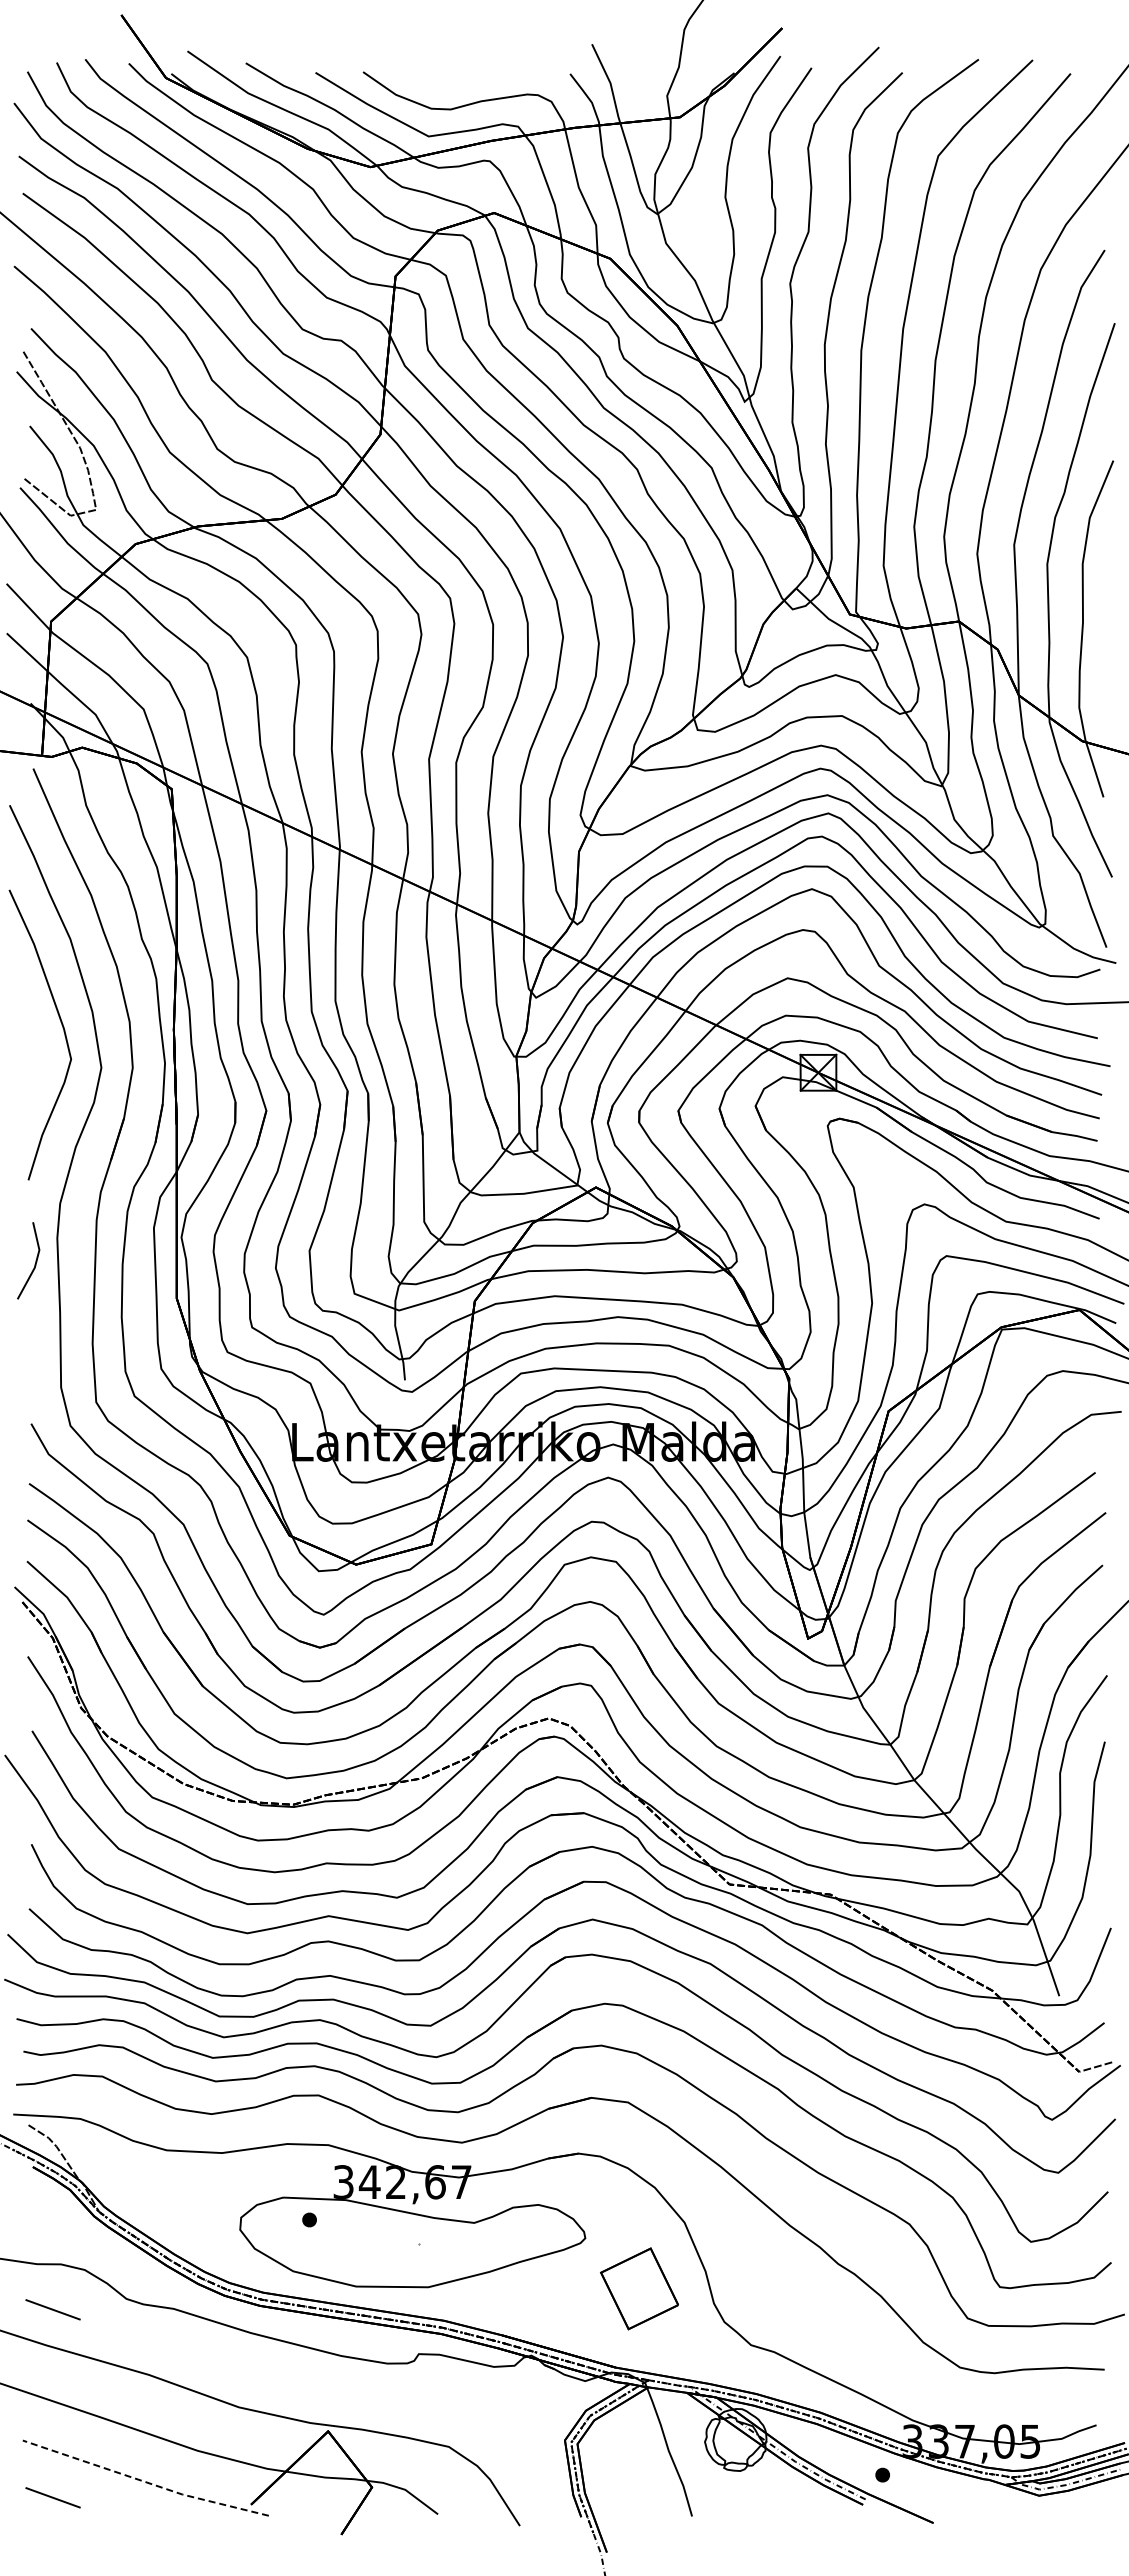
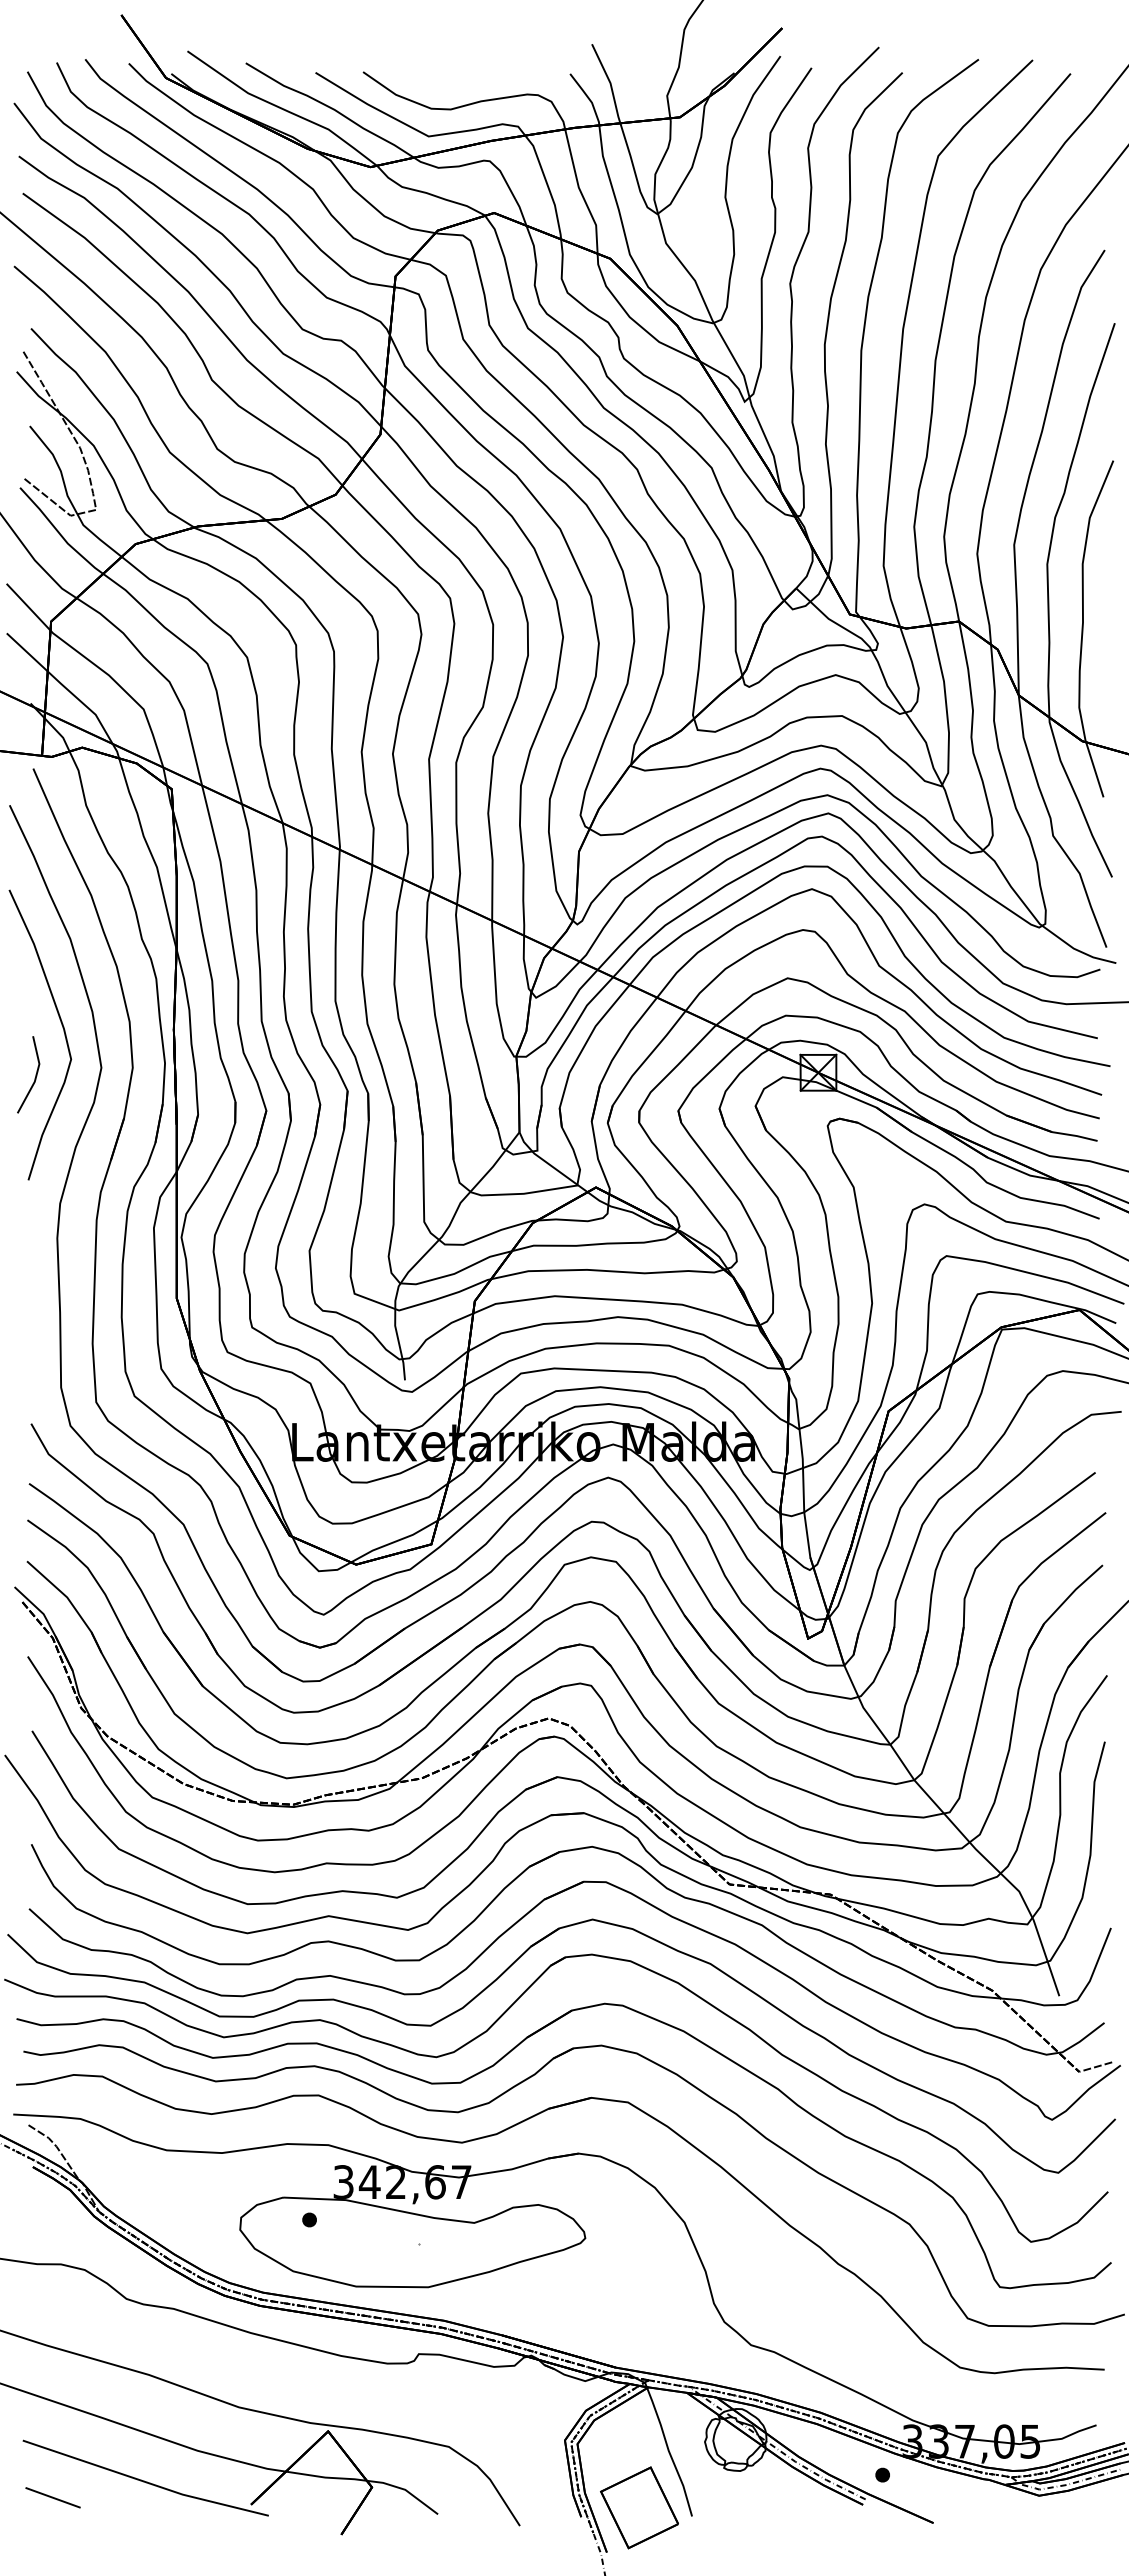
line position: (35, 1260) -> (35, 1074) (35, 1074)
part position: (639, 2288) -> (639, 2507) (639, 2507)
line: present -> none (52, 2309)
line: dashed -> solid (144, 2481)
